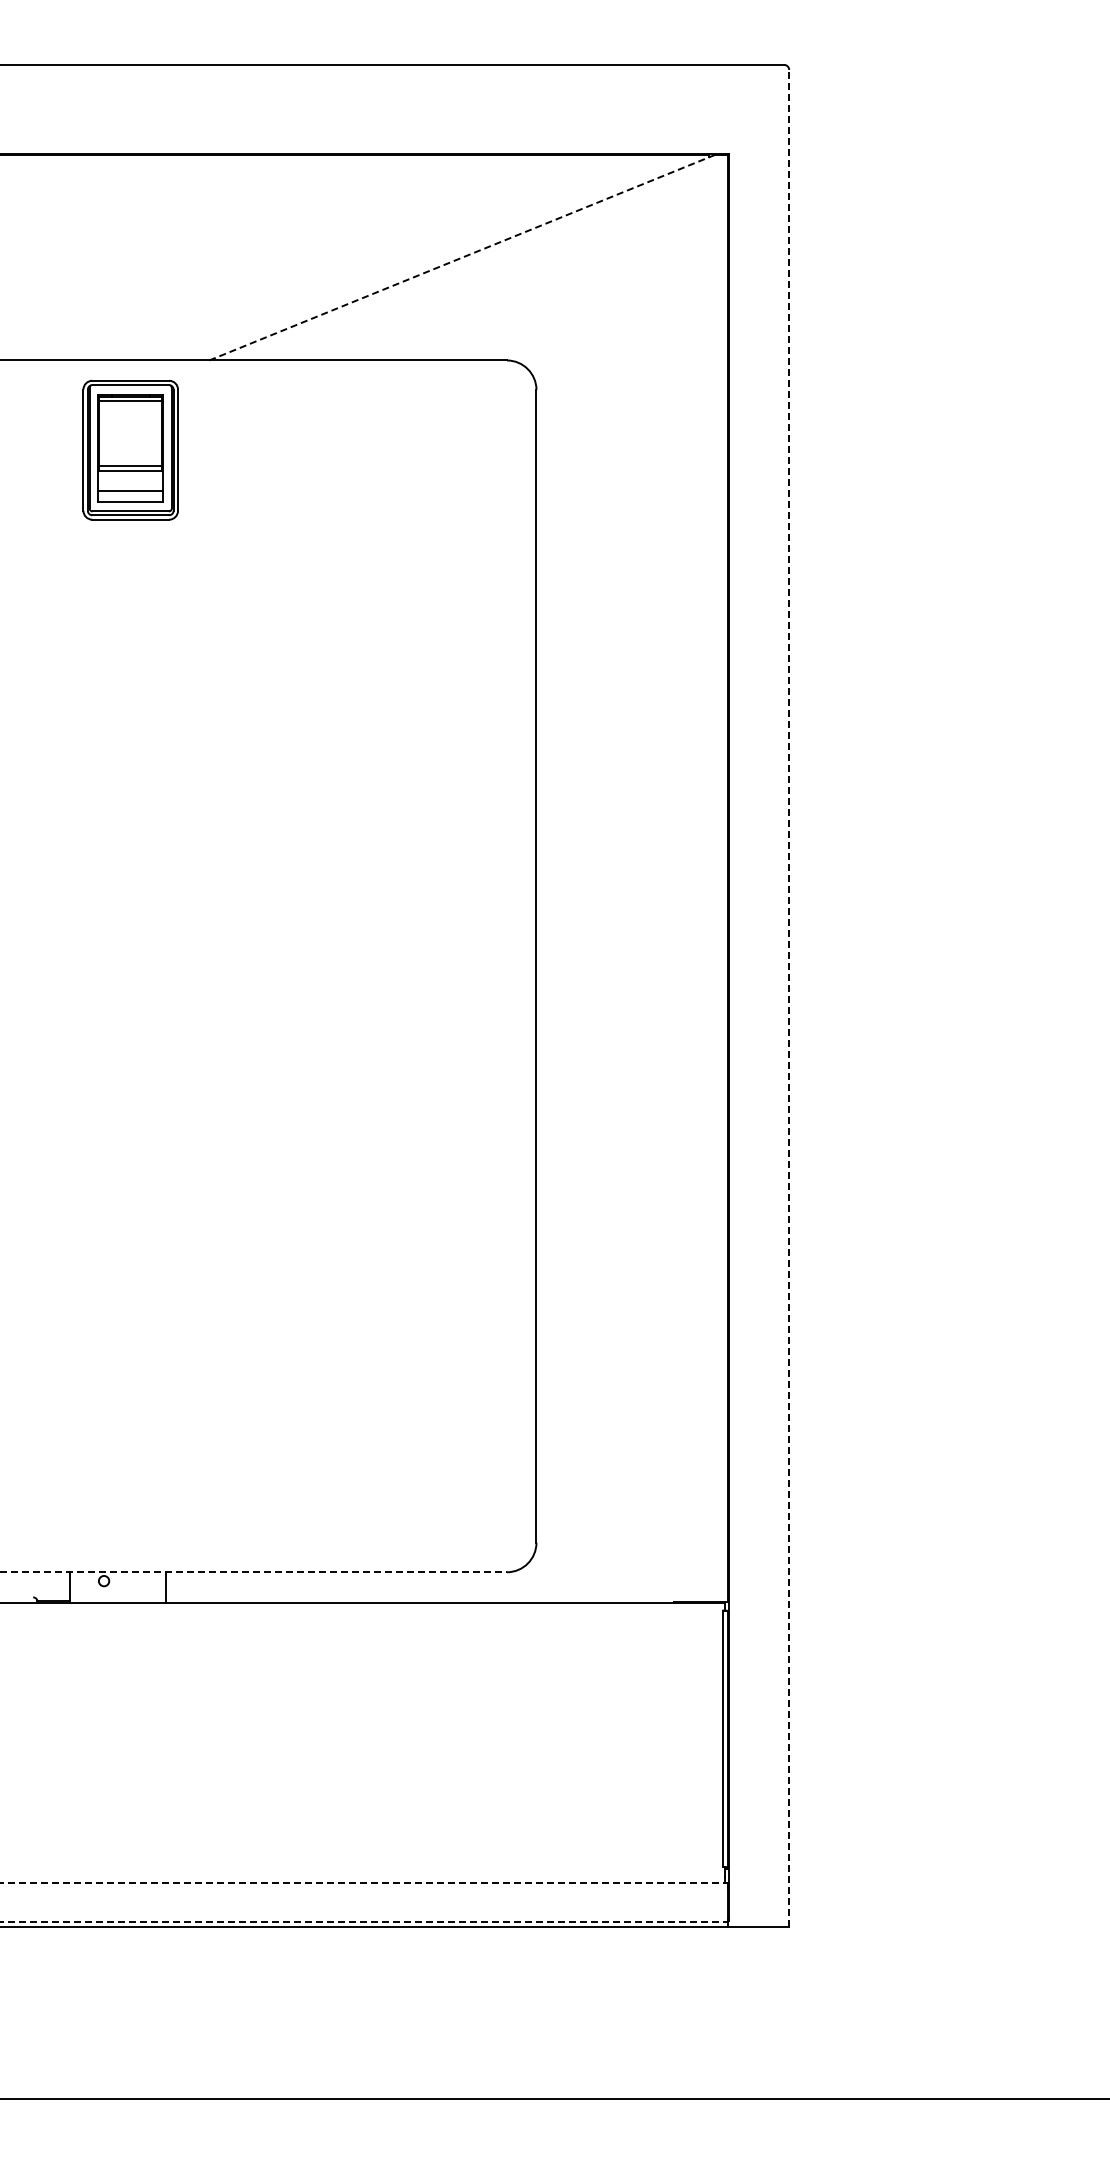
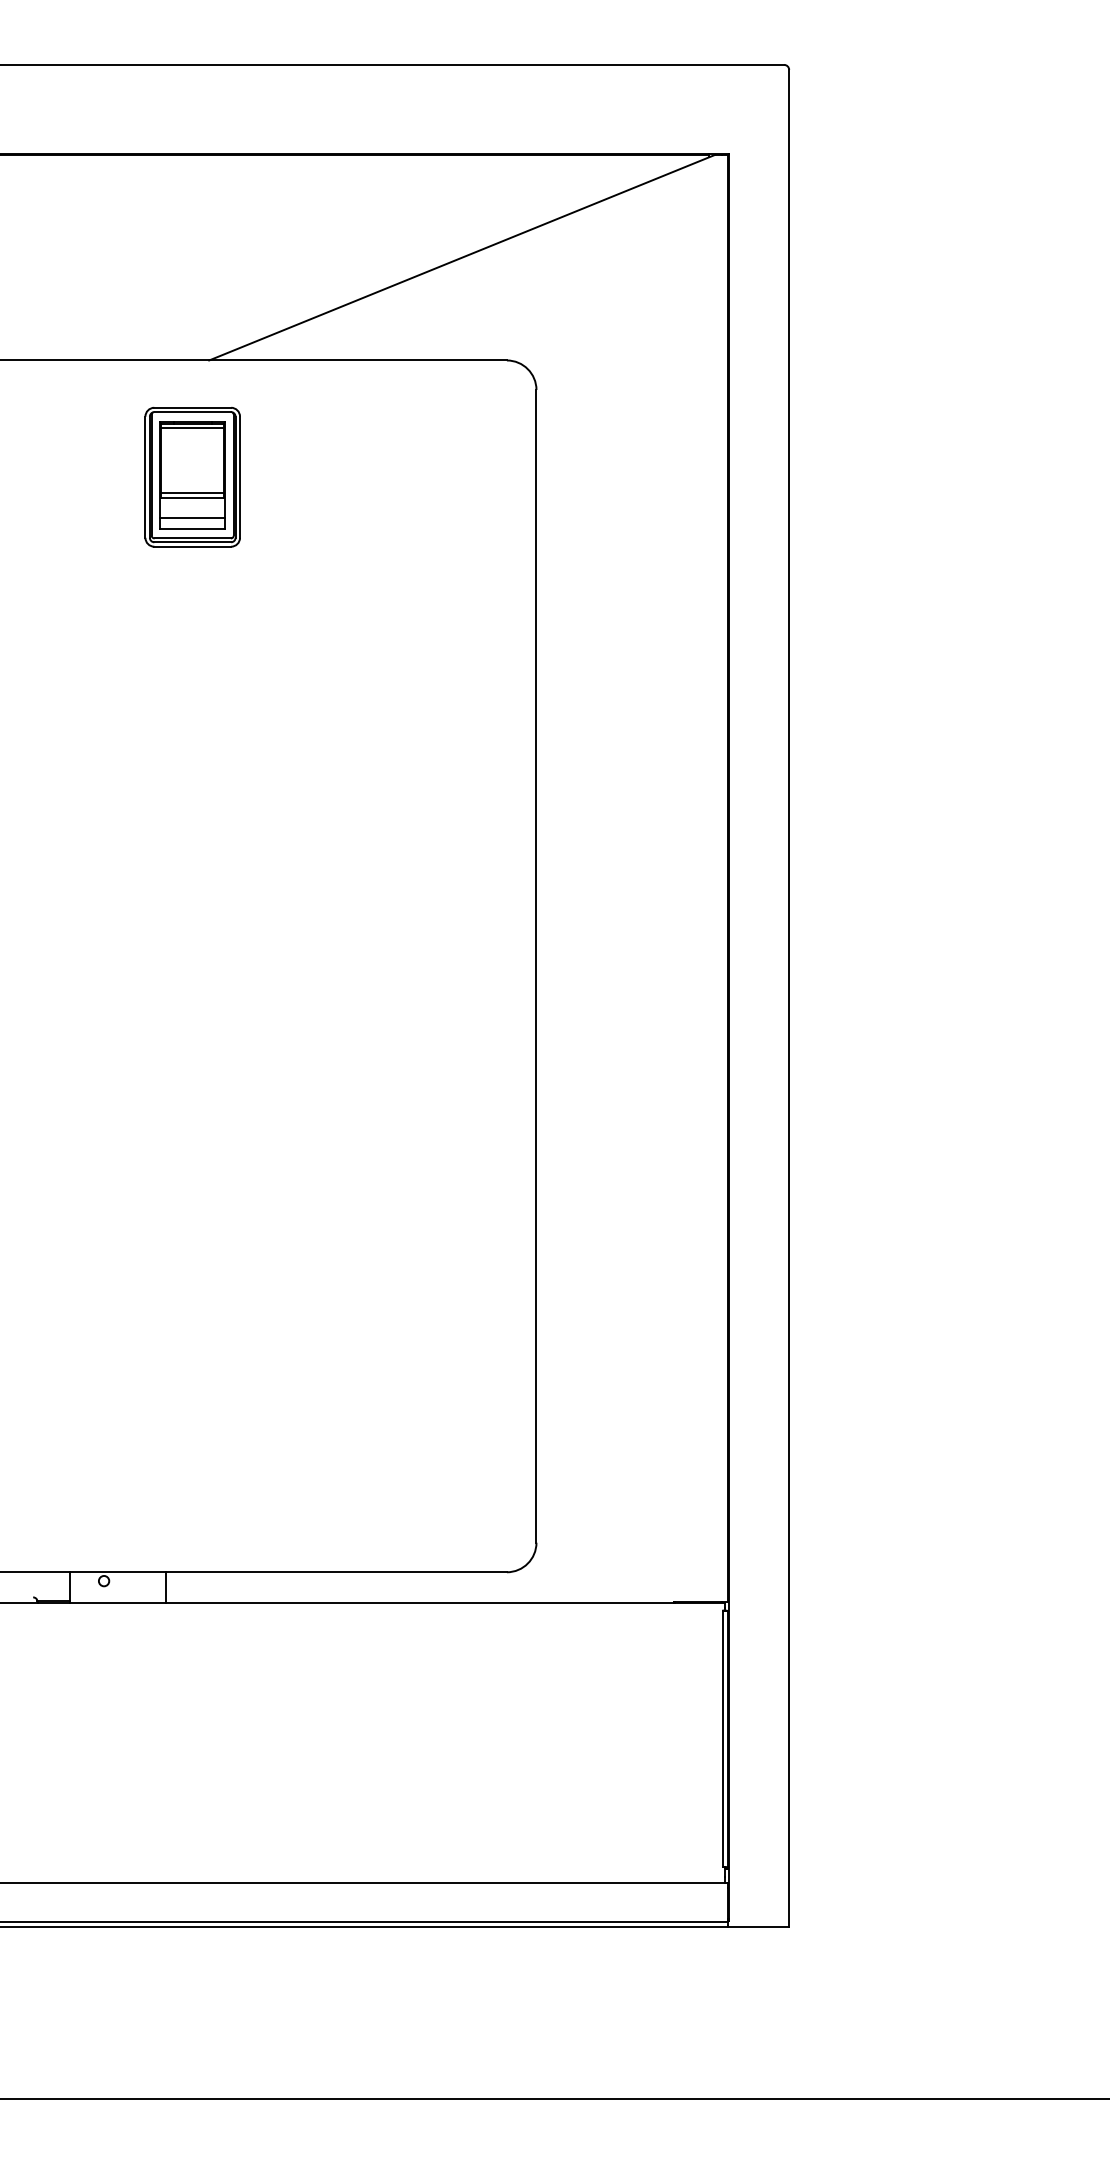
line: dashed -> solid (462, 257)
part position: (130, 450) -> (192, 477) (192, 477)
line: dashed -> solid (789, 998)
line: dashed -> solid (254, 1572)
line: dashed -> solid (364, 1882)
line: dashed -> solid (364, 1921)
